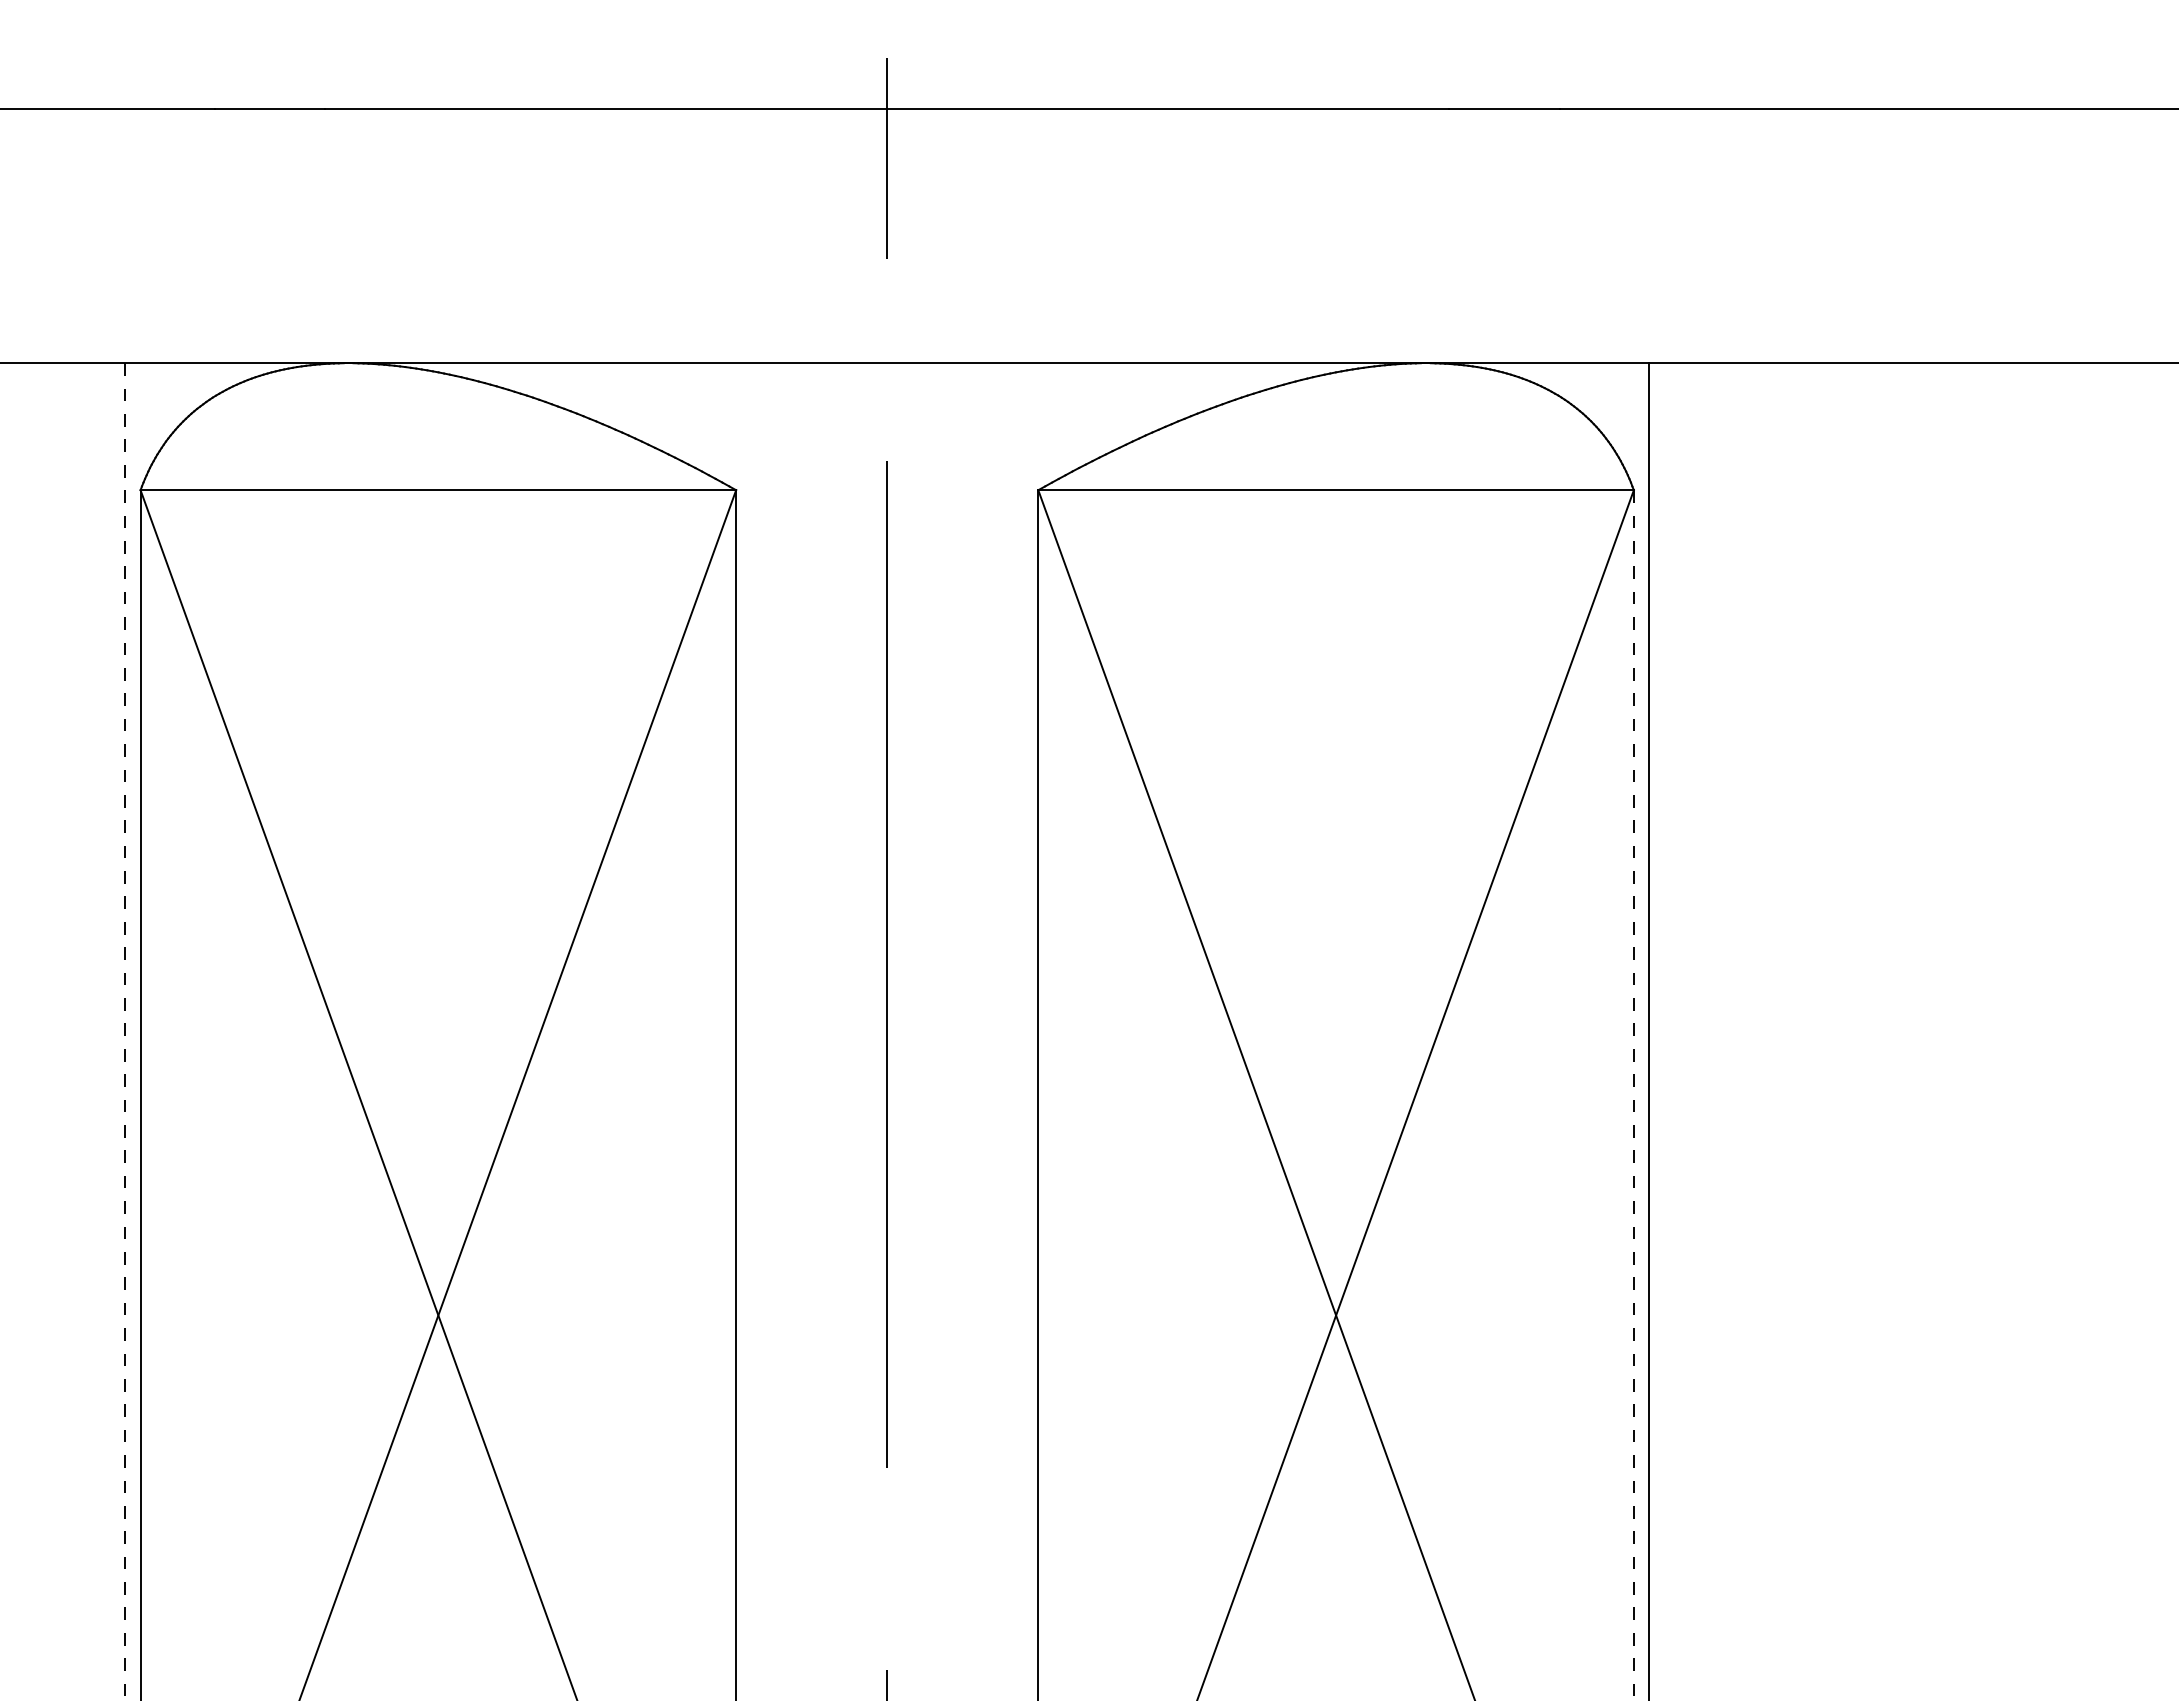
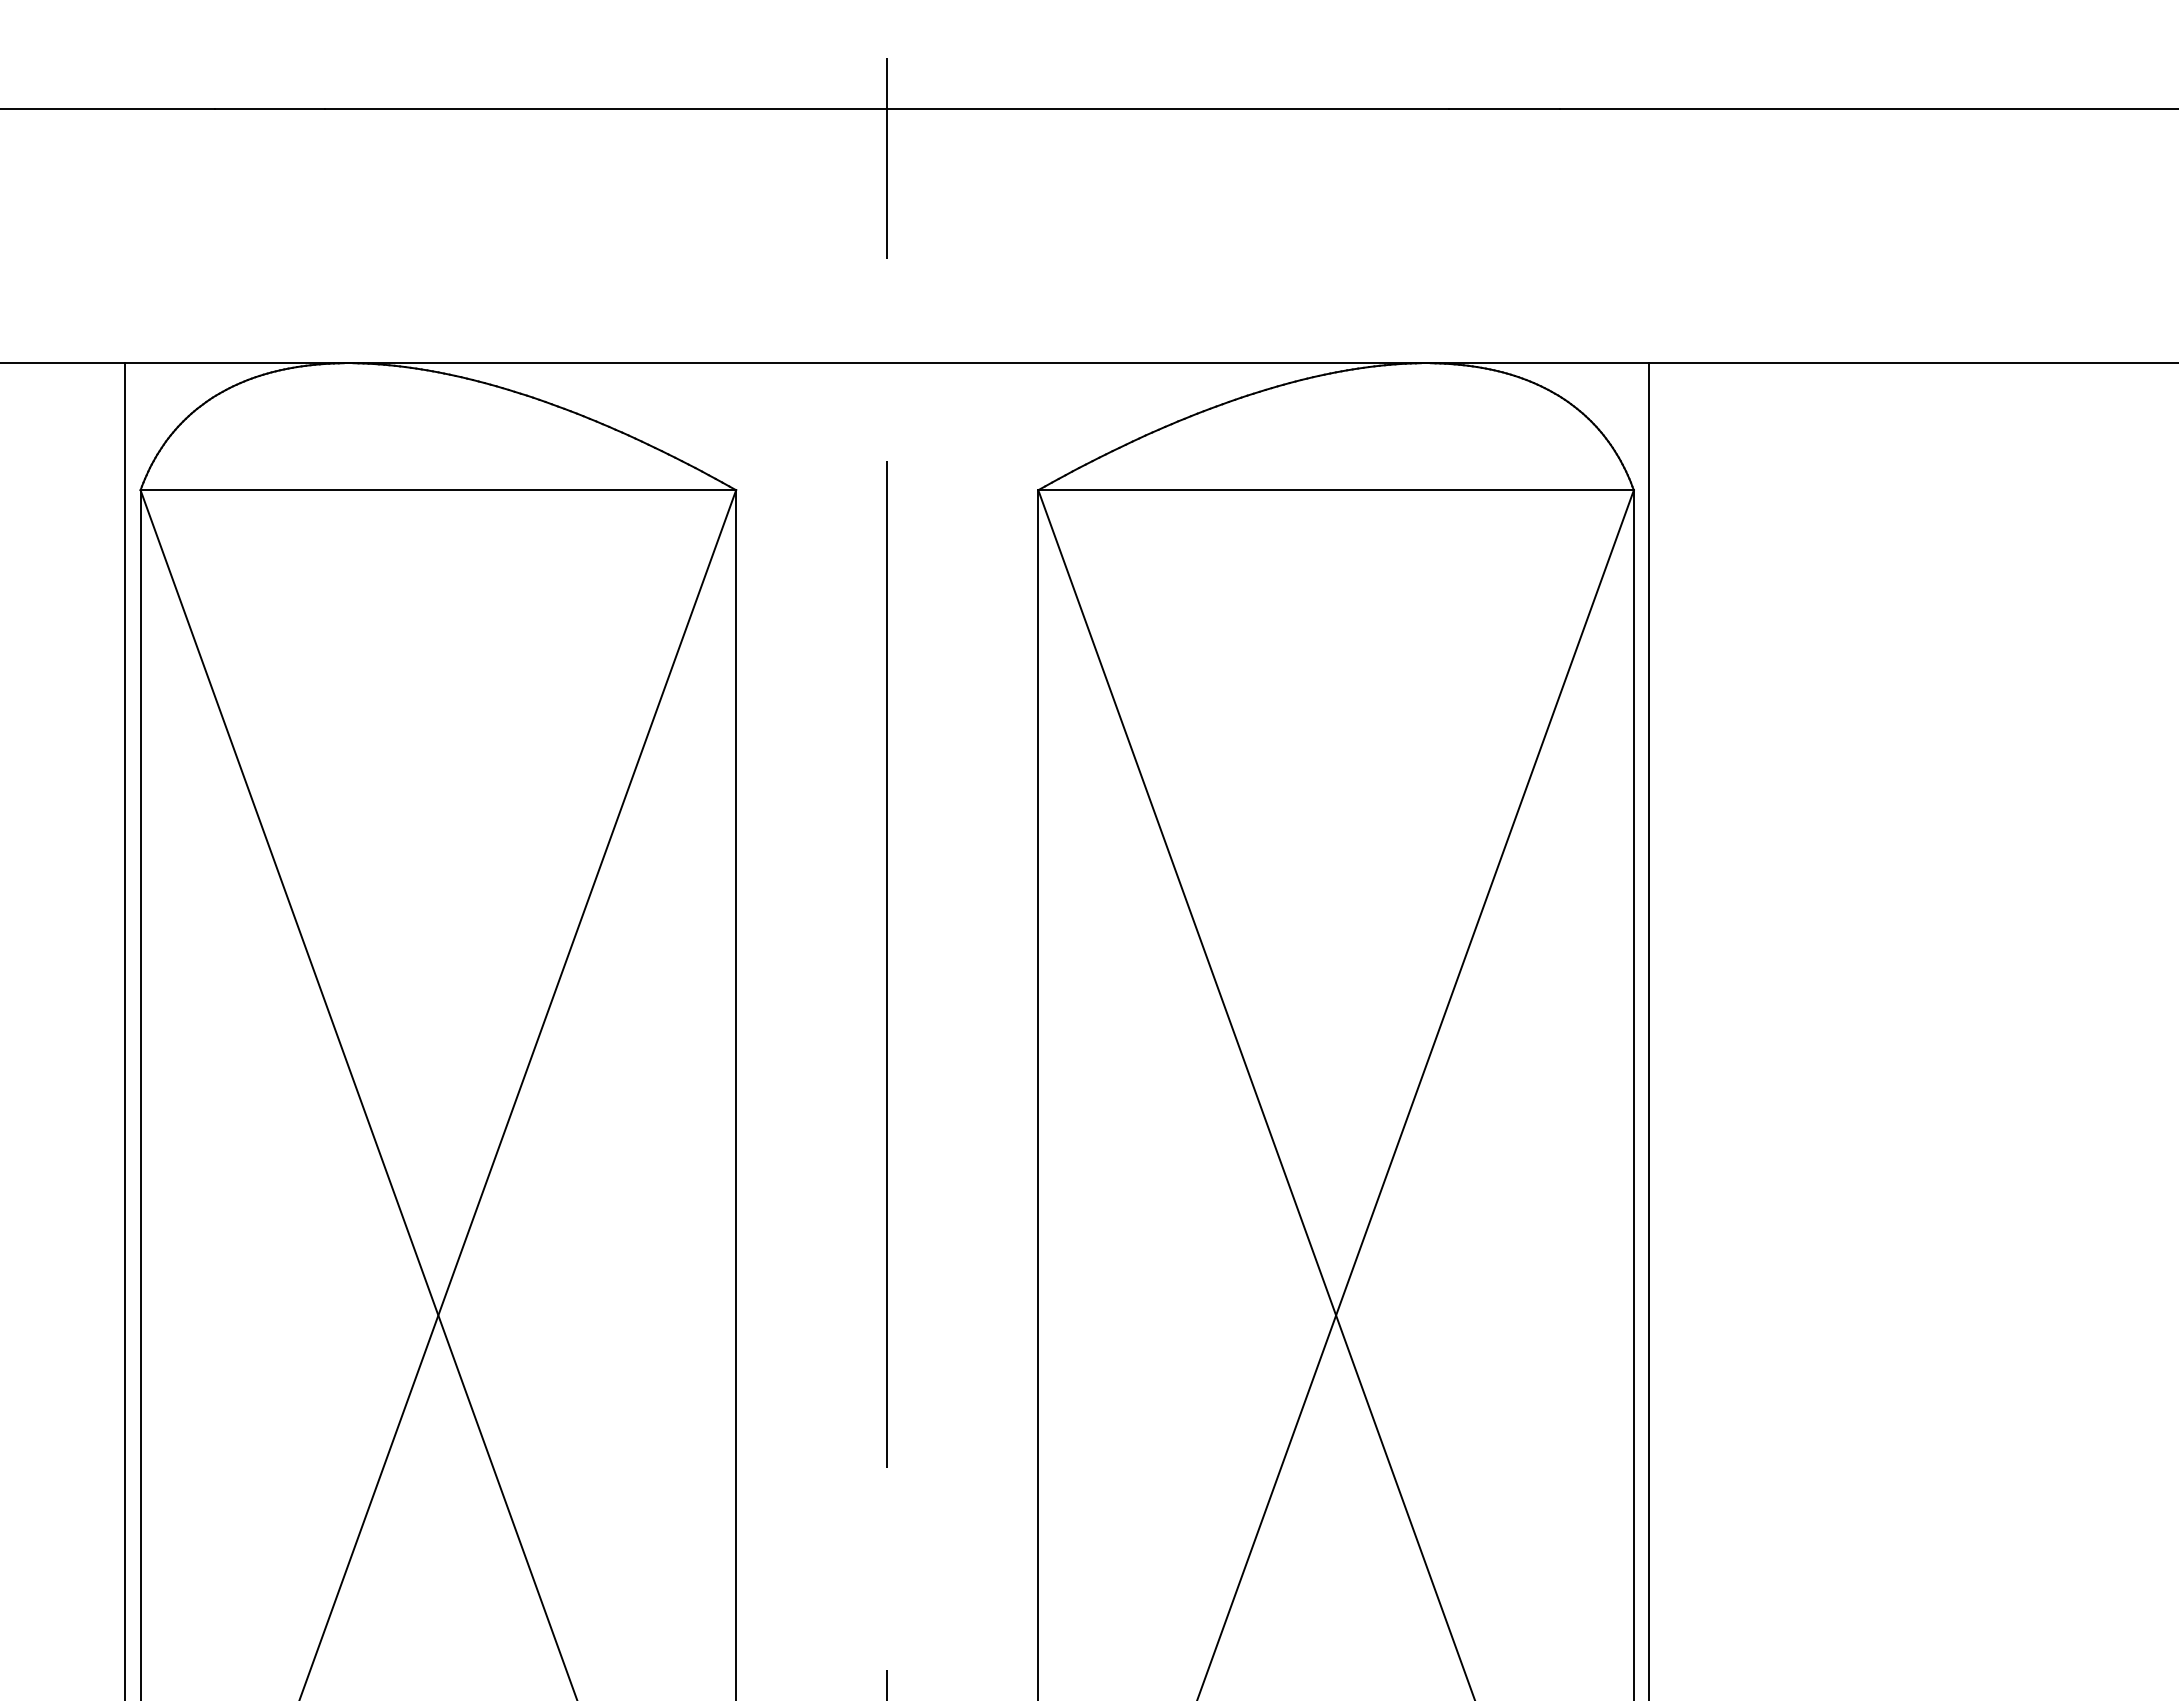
line: dashed -> solid (125, 1032)
line: dashed -> solid (1633, 1096)
